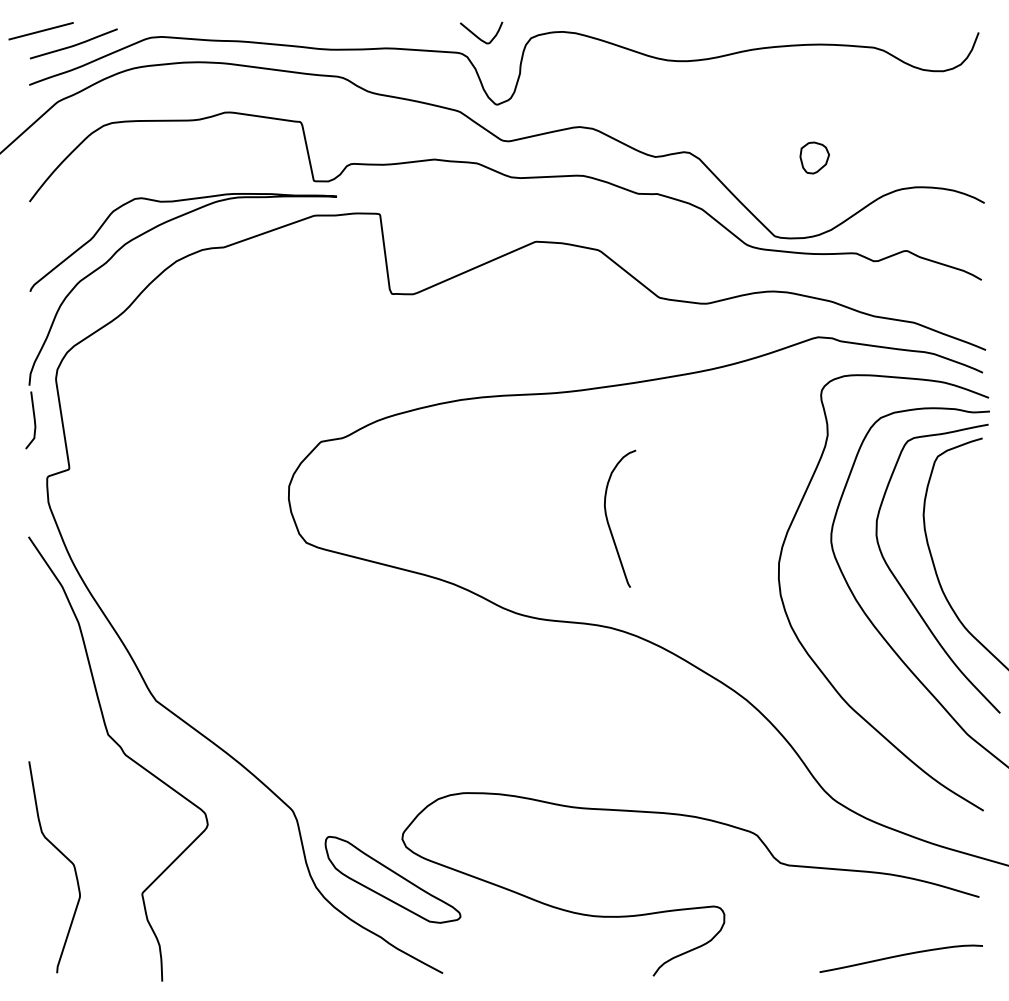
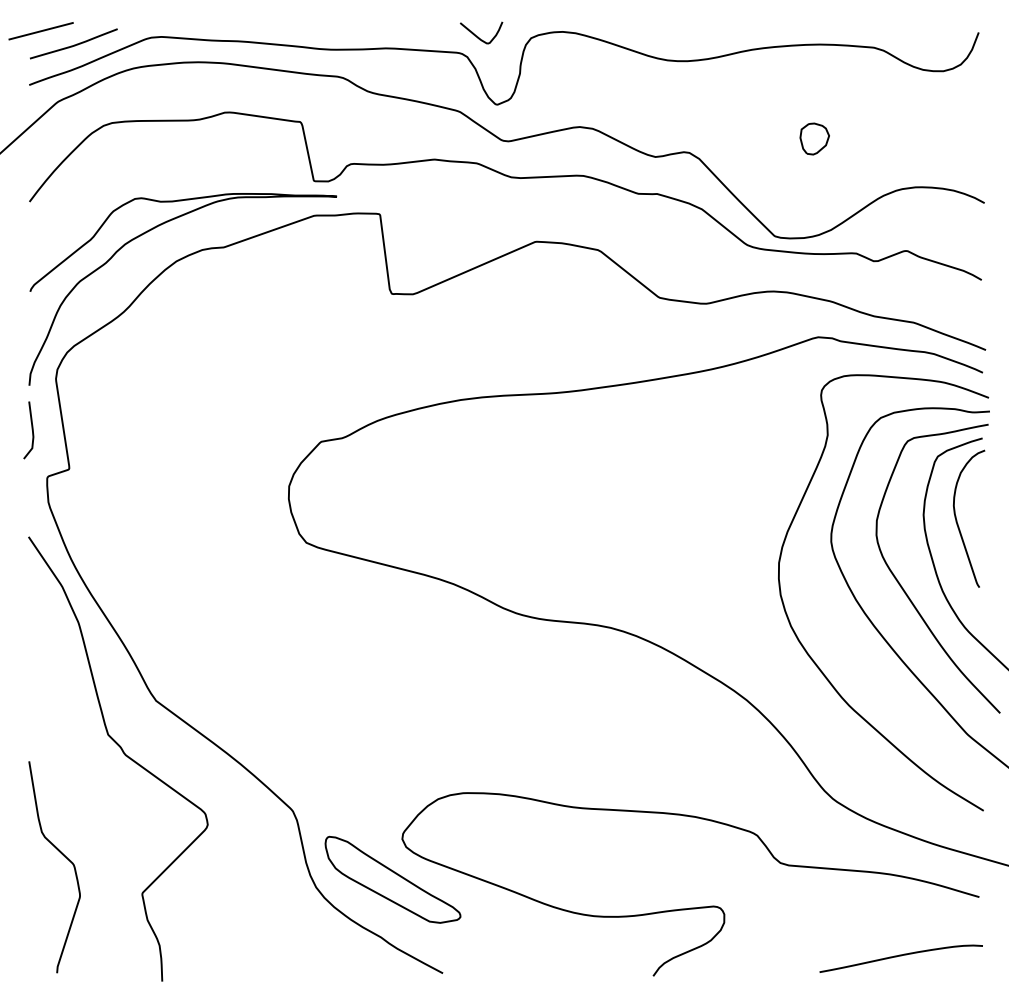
part position: (814, 157) -> (814, 138) (814, 138)
line position: (33, 419) -> (31, 429) (31, 429)
curve position: (608, 520) -> (957, 520) (957, 520)
